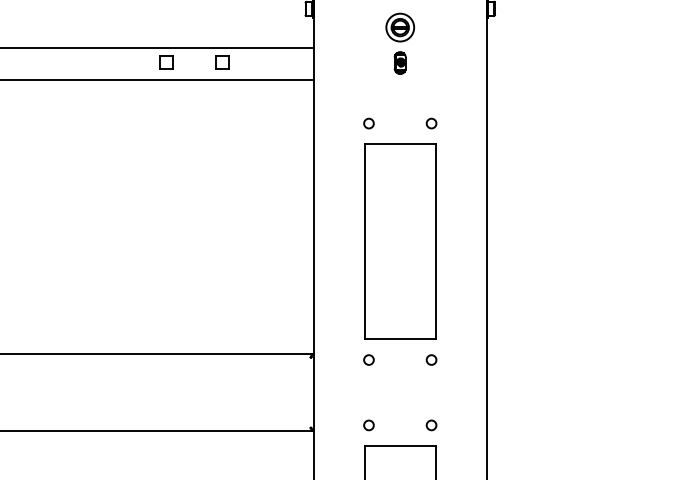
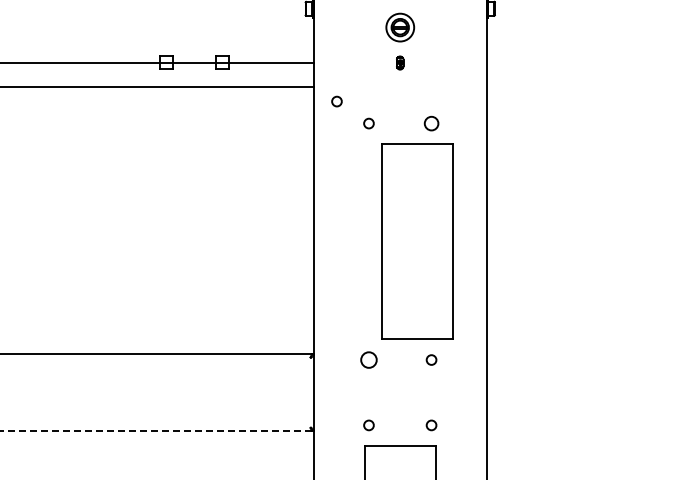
line position: (158, 47) -> (158, 62) (158, 62)
part size: 14x24 px -> 9x16 px (400, 62)
line position: (158, 79) -> (158, 86) (158, 86)
circle: none -> present (336, 101)
circle size: 13x13 px -> 17x17 px (431, 123)
part position: (400, 241) -> (417, 241) (417, 241)
circle size: 12x12 px -> 18x18 px (368, 359)
line: solid -> dashed (156, 430)
